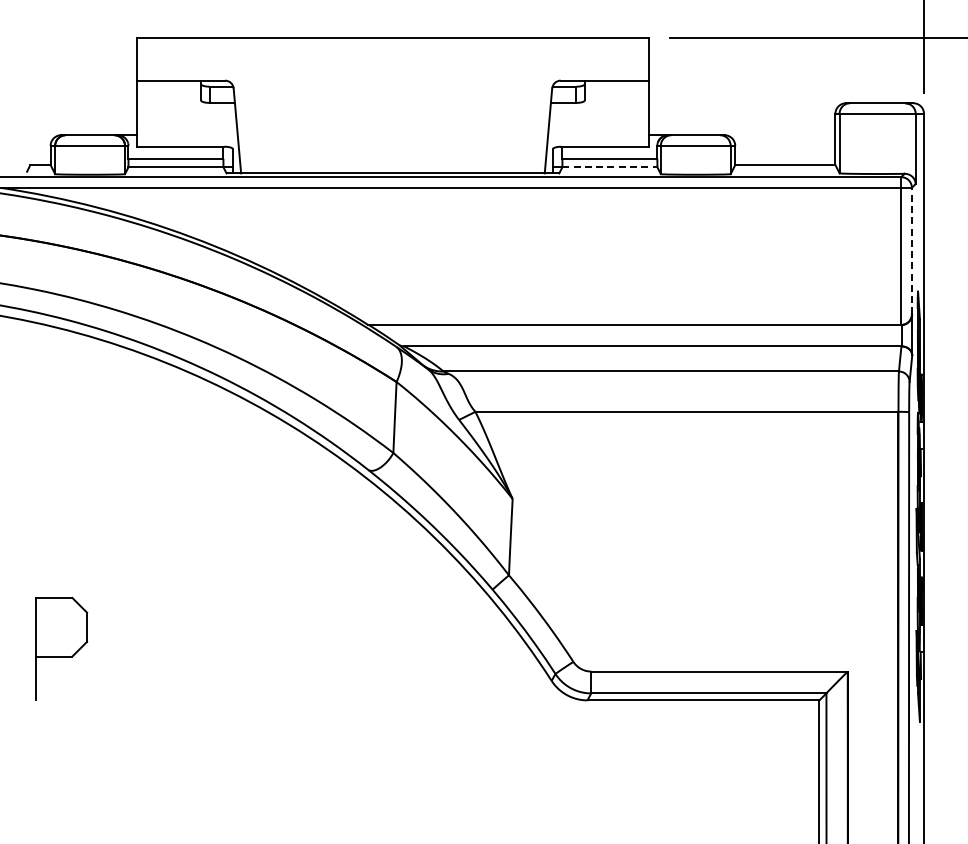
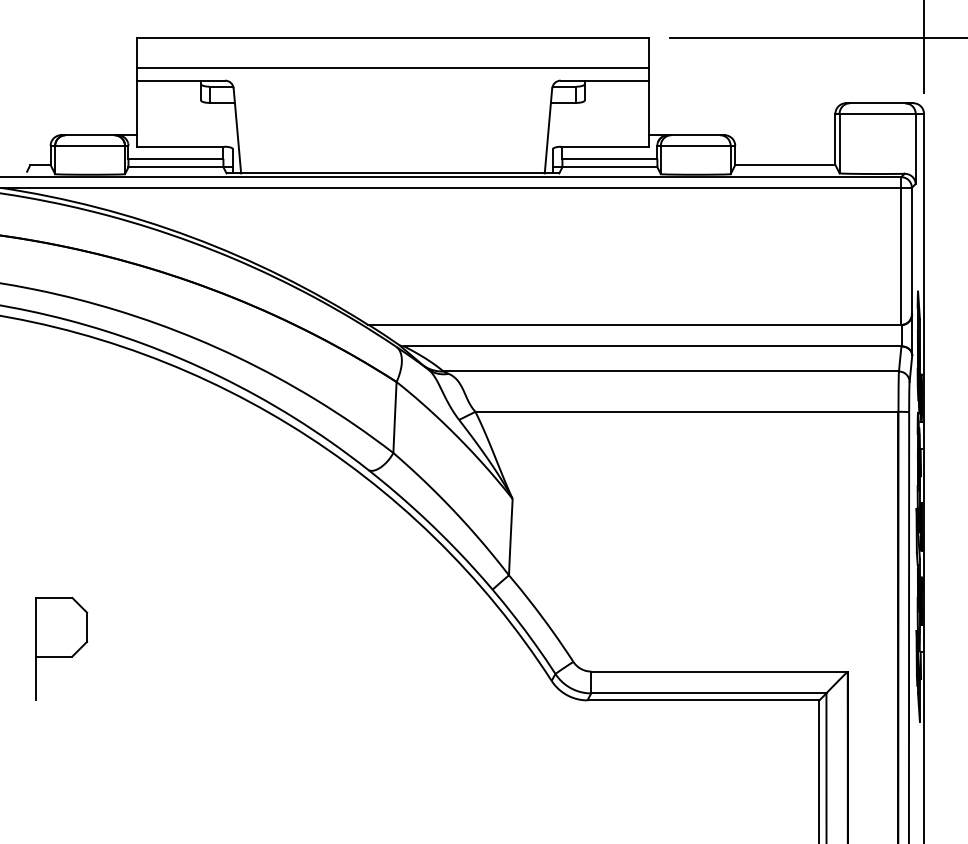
line: none -> present (392, 67)
line: dashed -> solid (609, 167)
line: dashed -> solid (911, 250)
